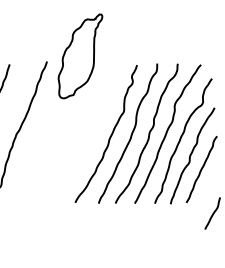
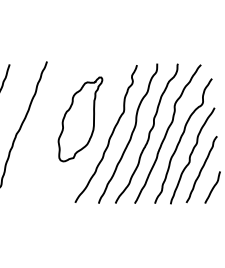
part position: (80, 56) -> (80, 119) (80, 119)
curve position: (212, 213) -> (212, 187) (212, 187)
